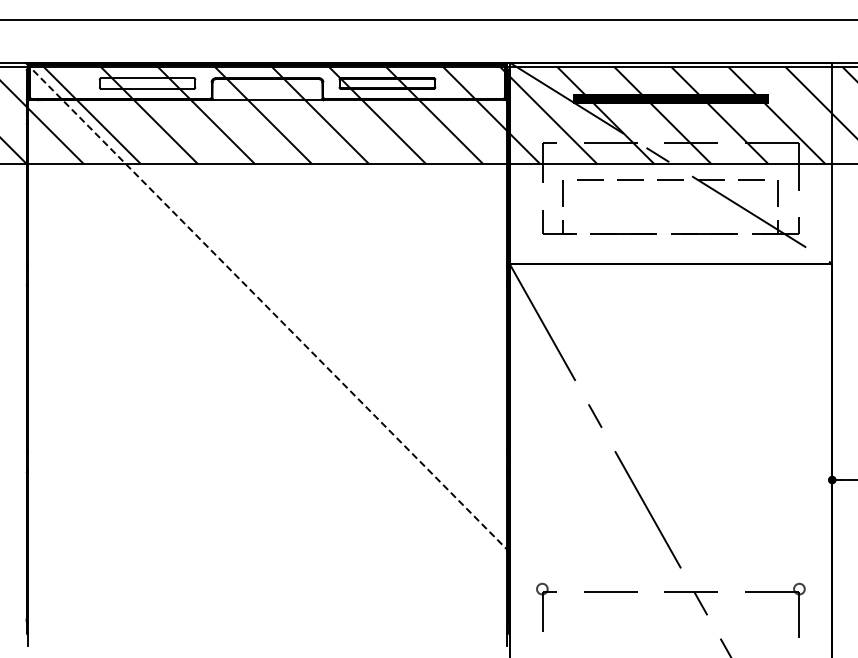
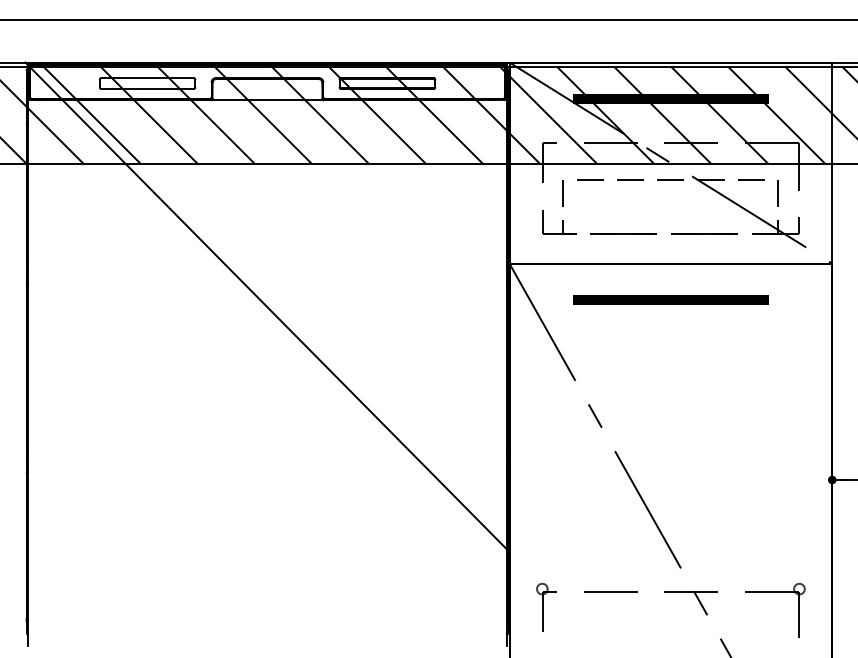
part: none -> present (670, 299)
line: dashed -> solid (267, 307)
